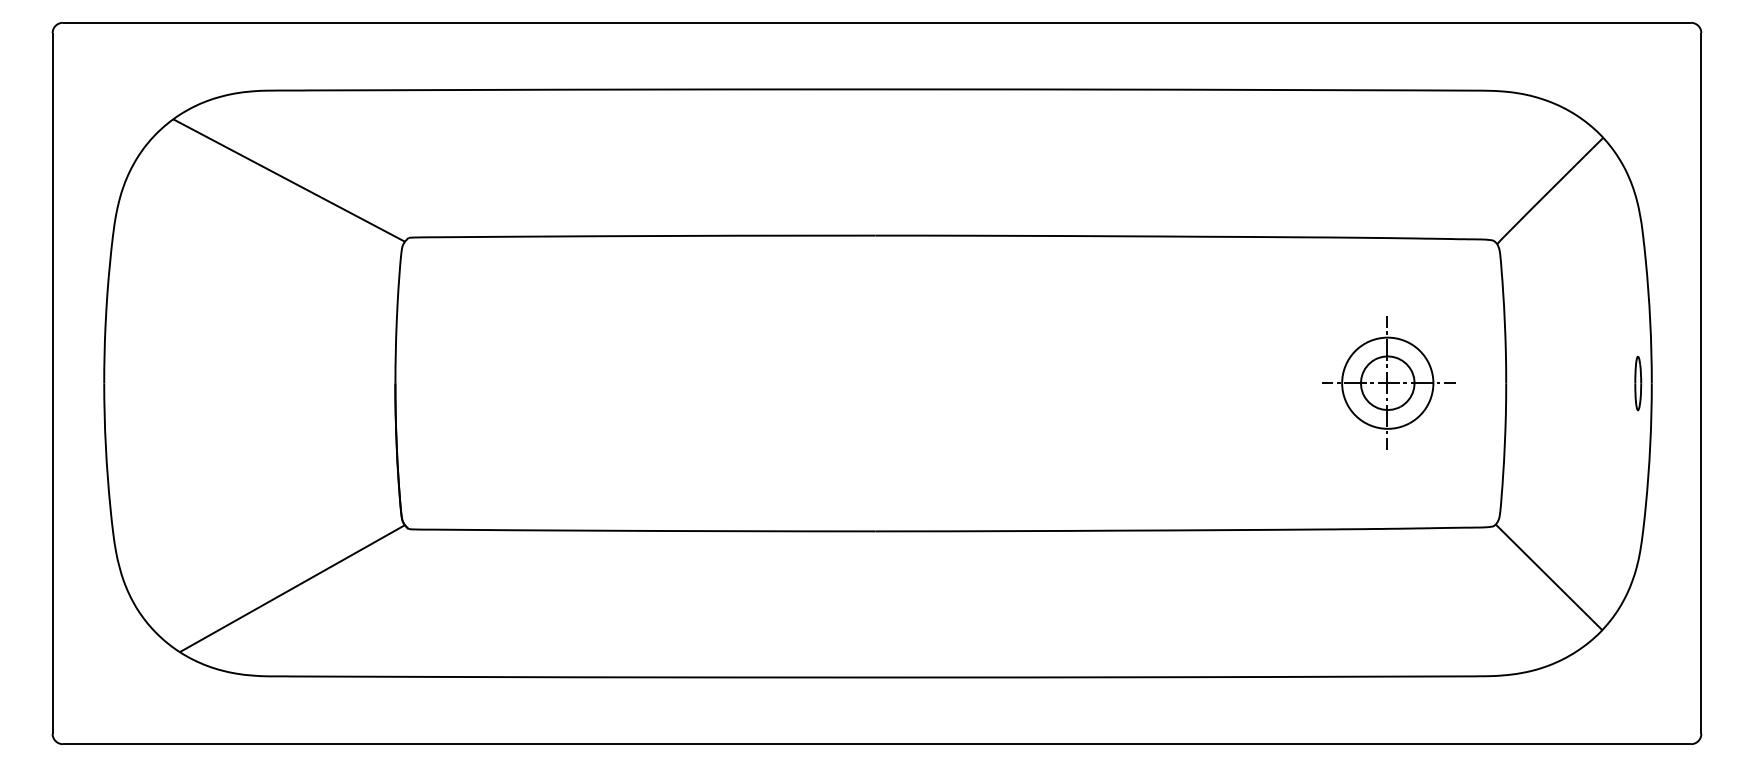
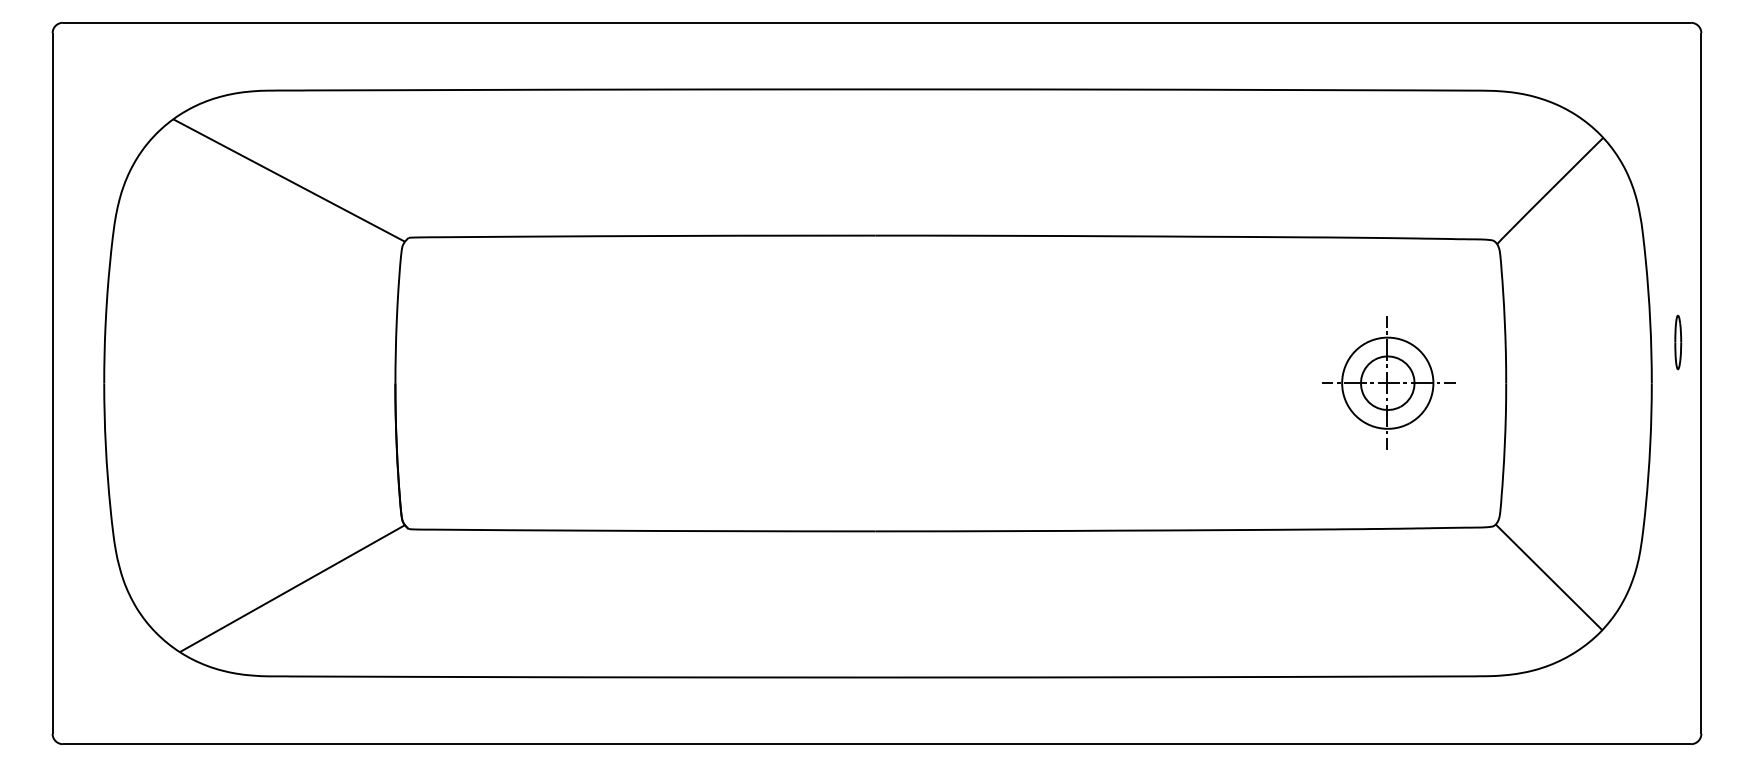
part position: (1638, 383) -> (1678, 342) (1678, 342)
